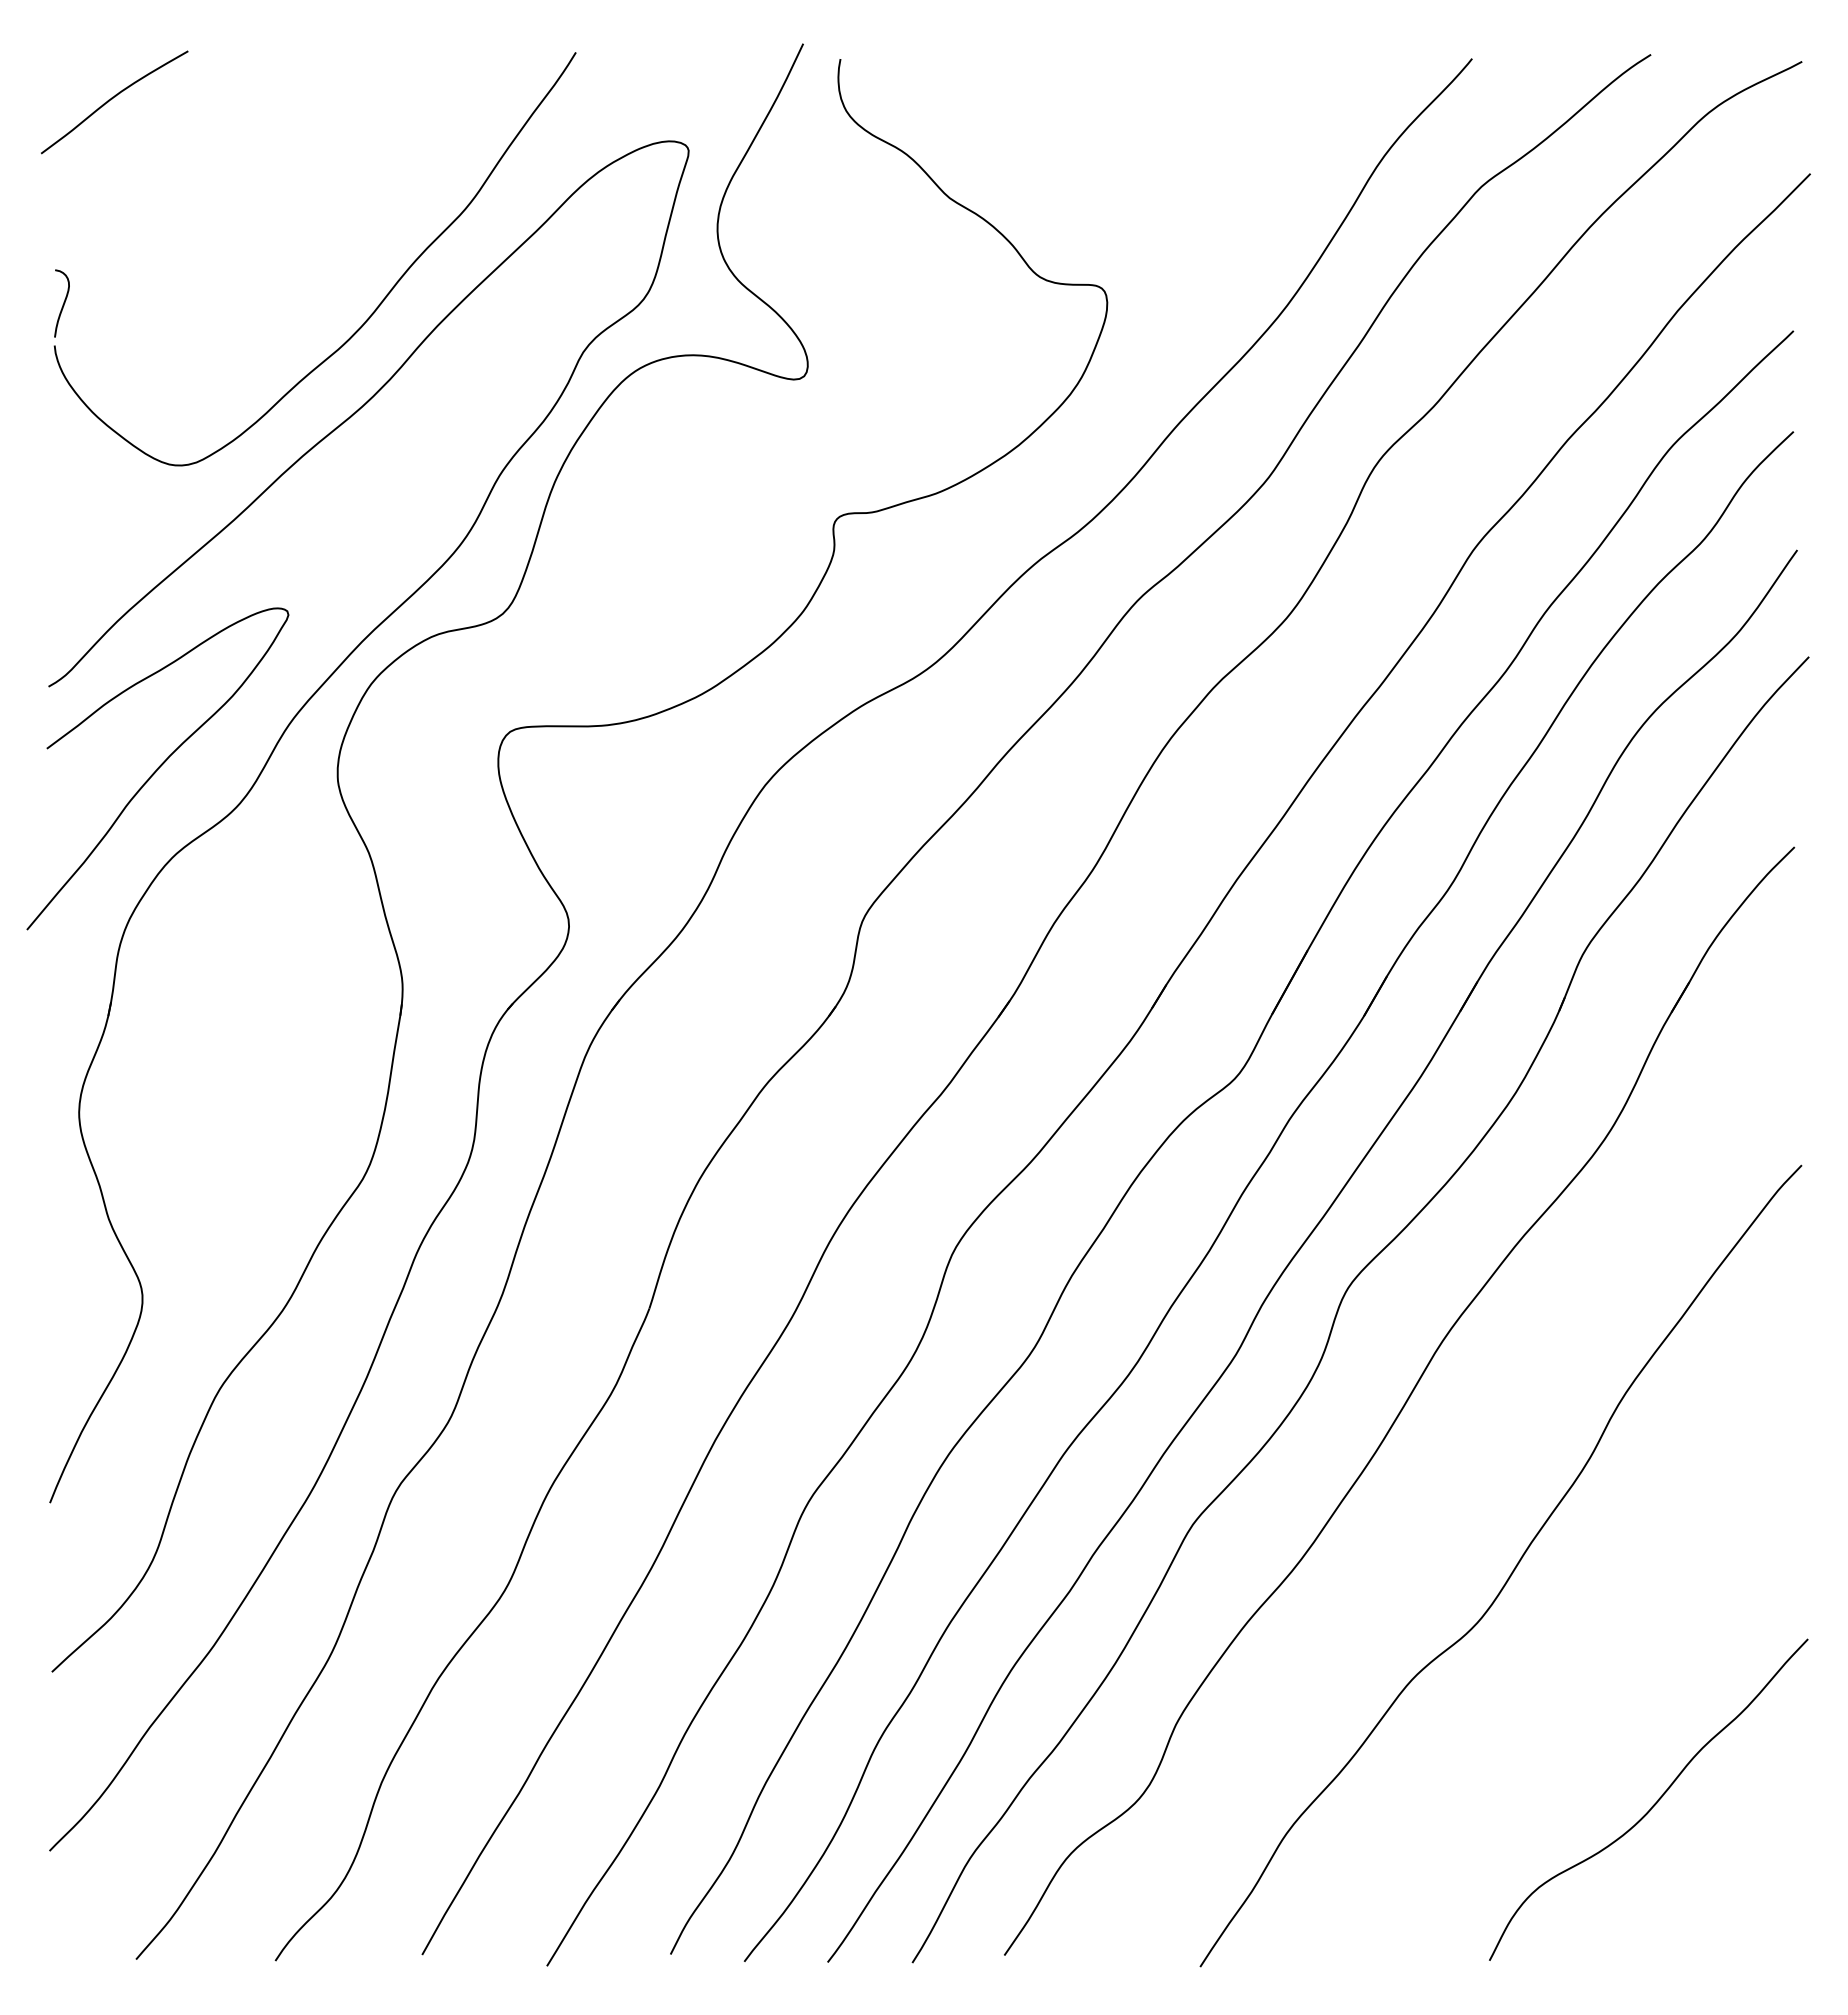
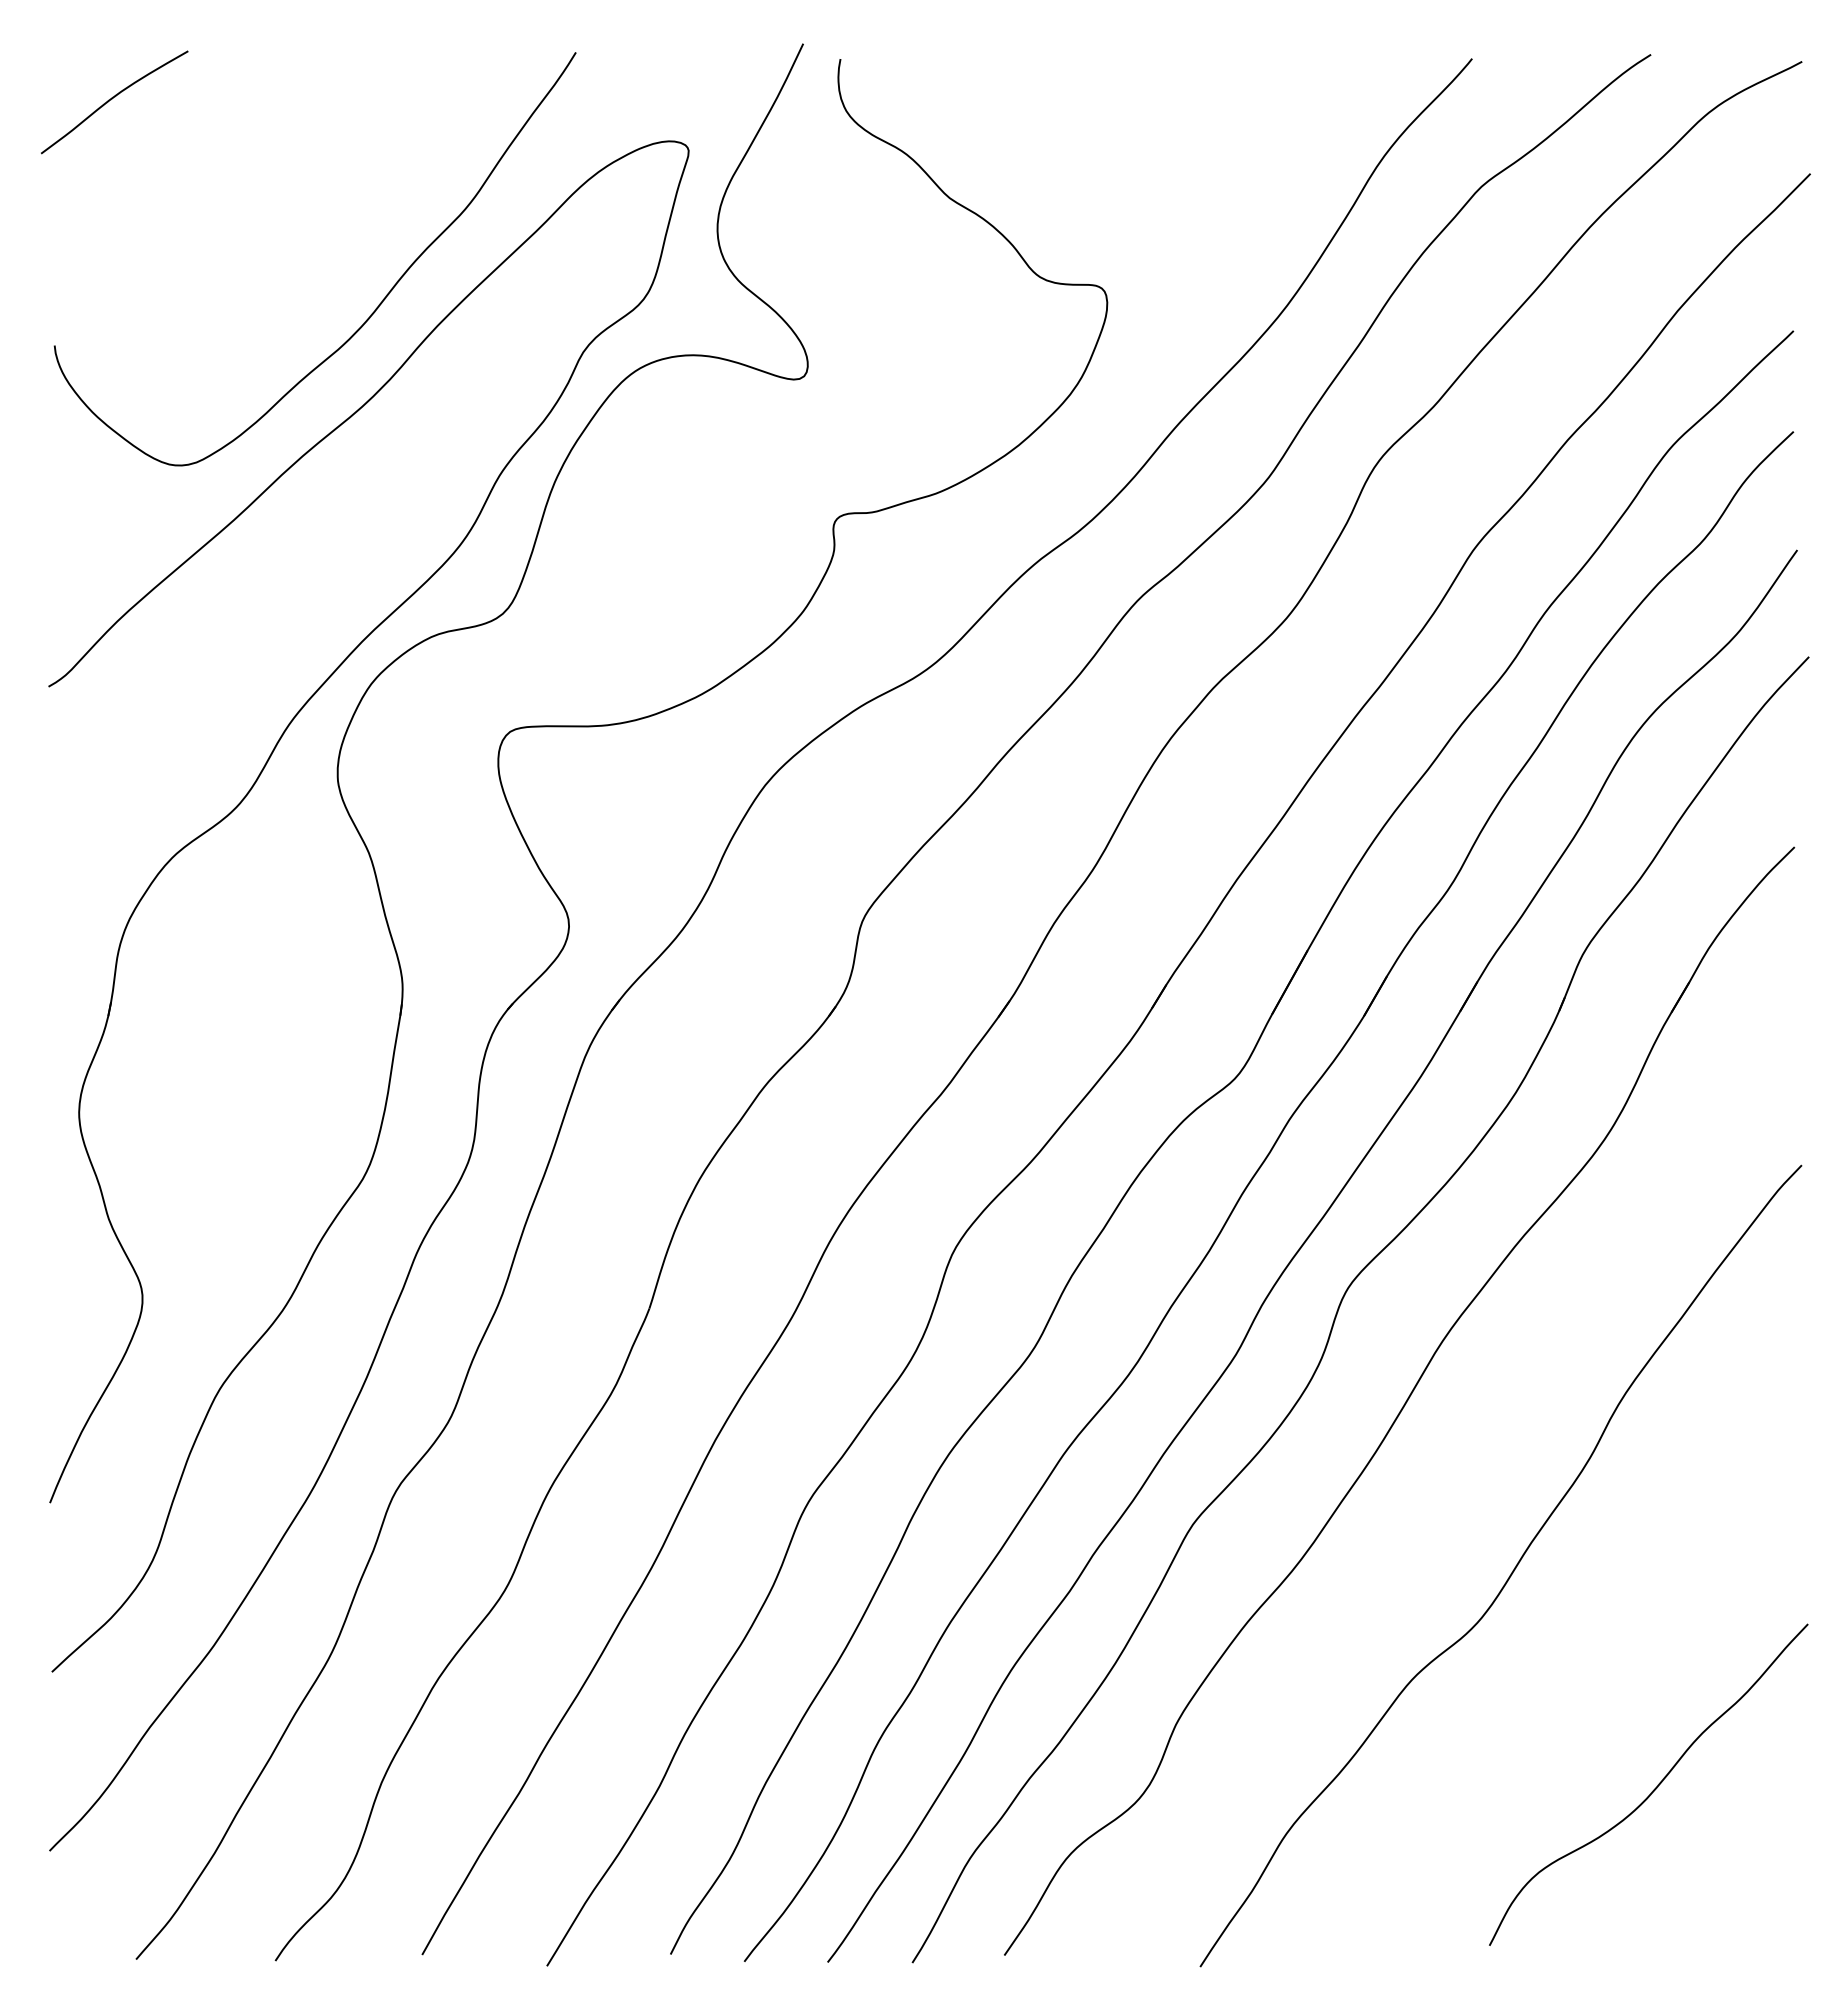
curve: present -> none (62, 304)
curve: present -> none (157, 768)
curve position: (1653, 1804) -> (1653, 1789) (1653, 1789)
